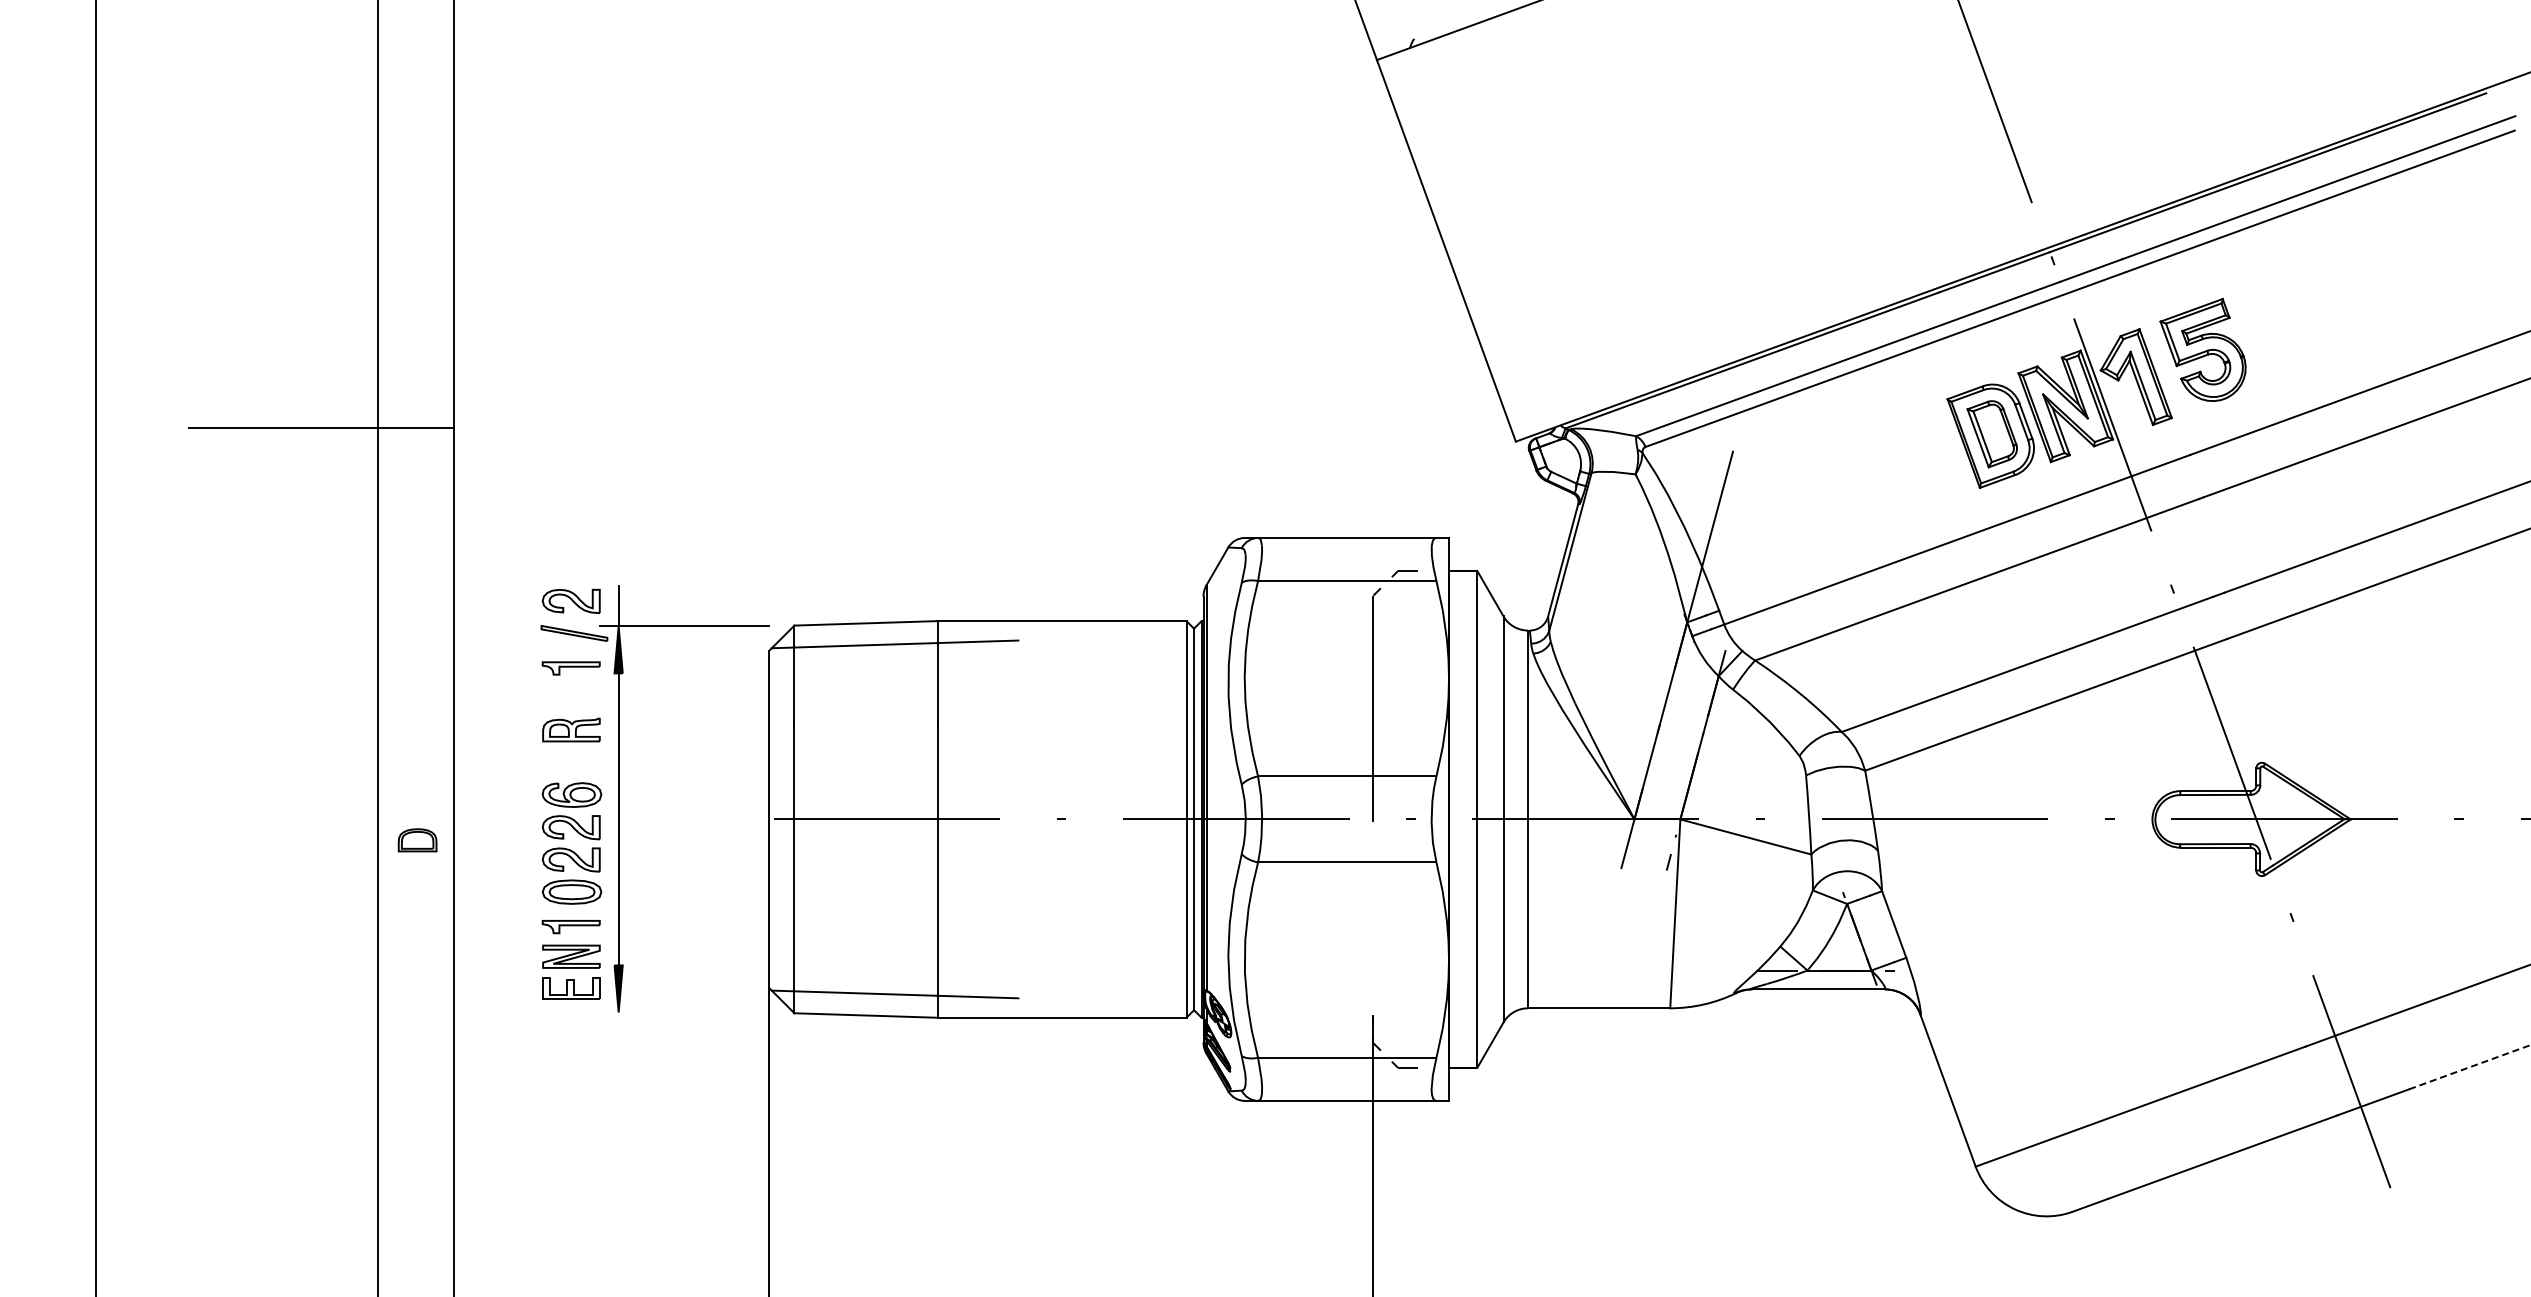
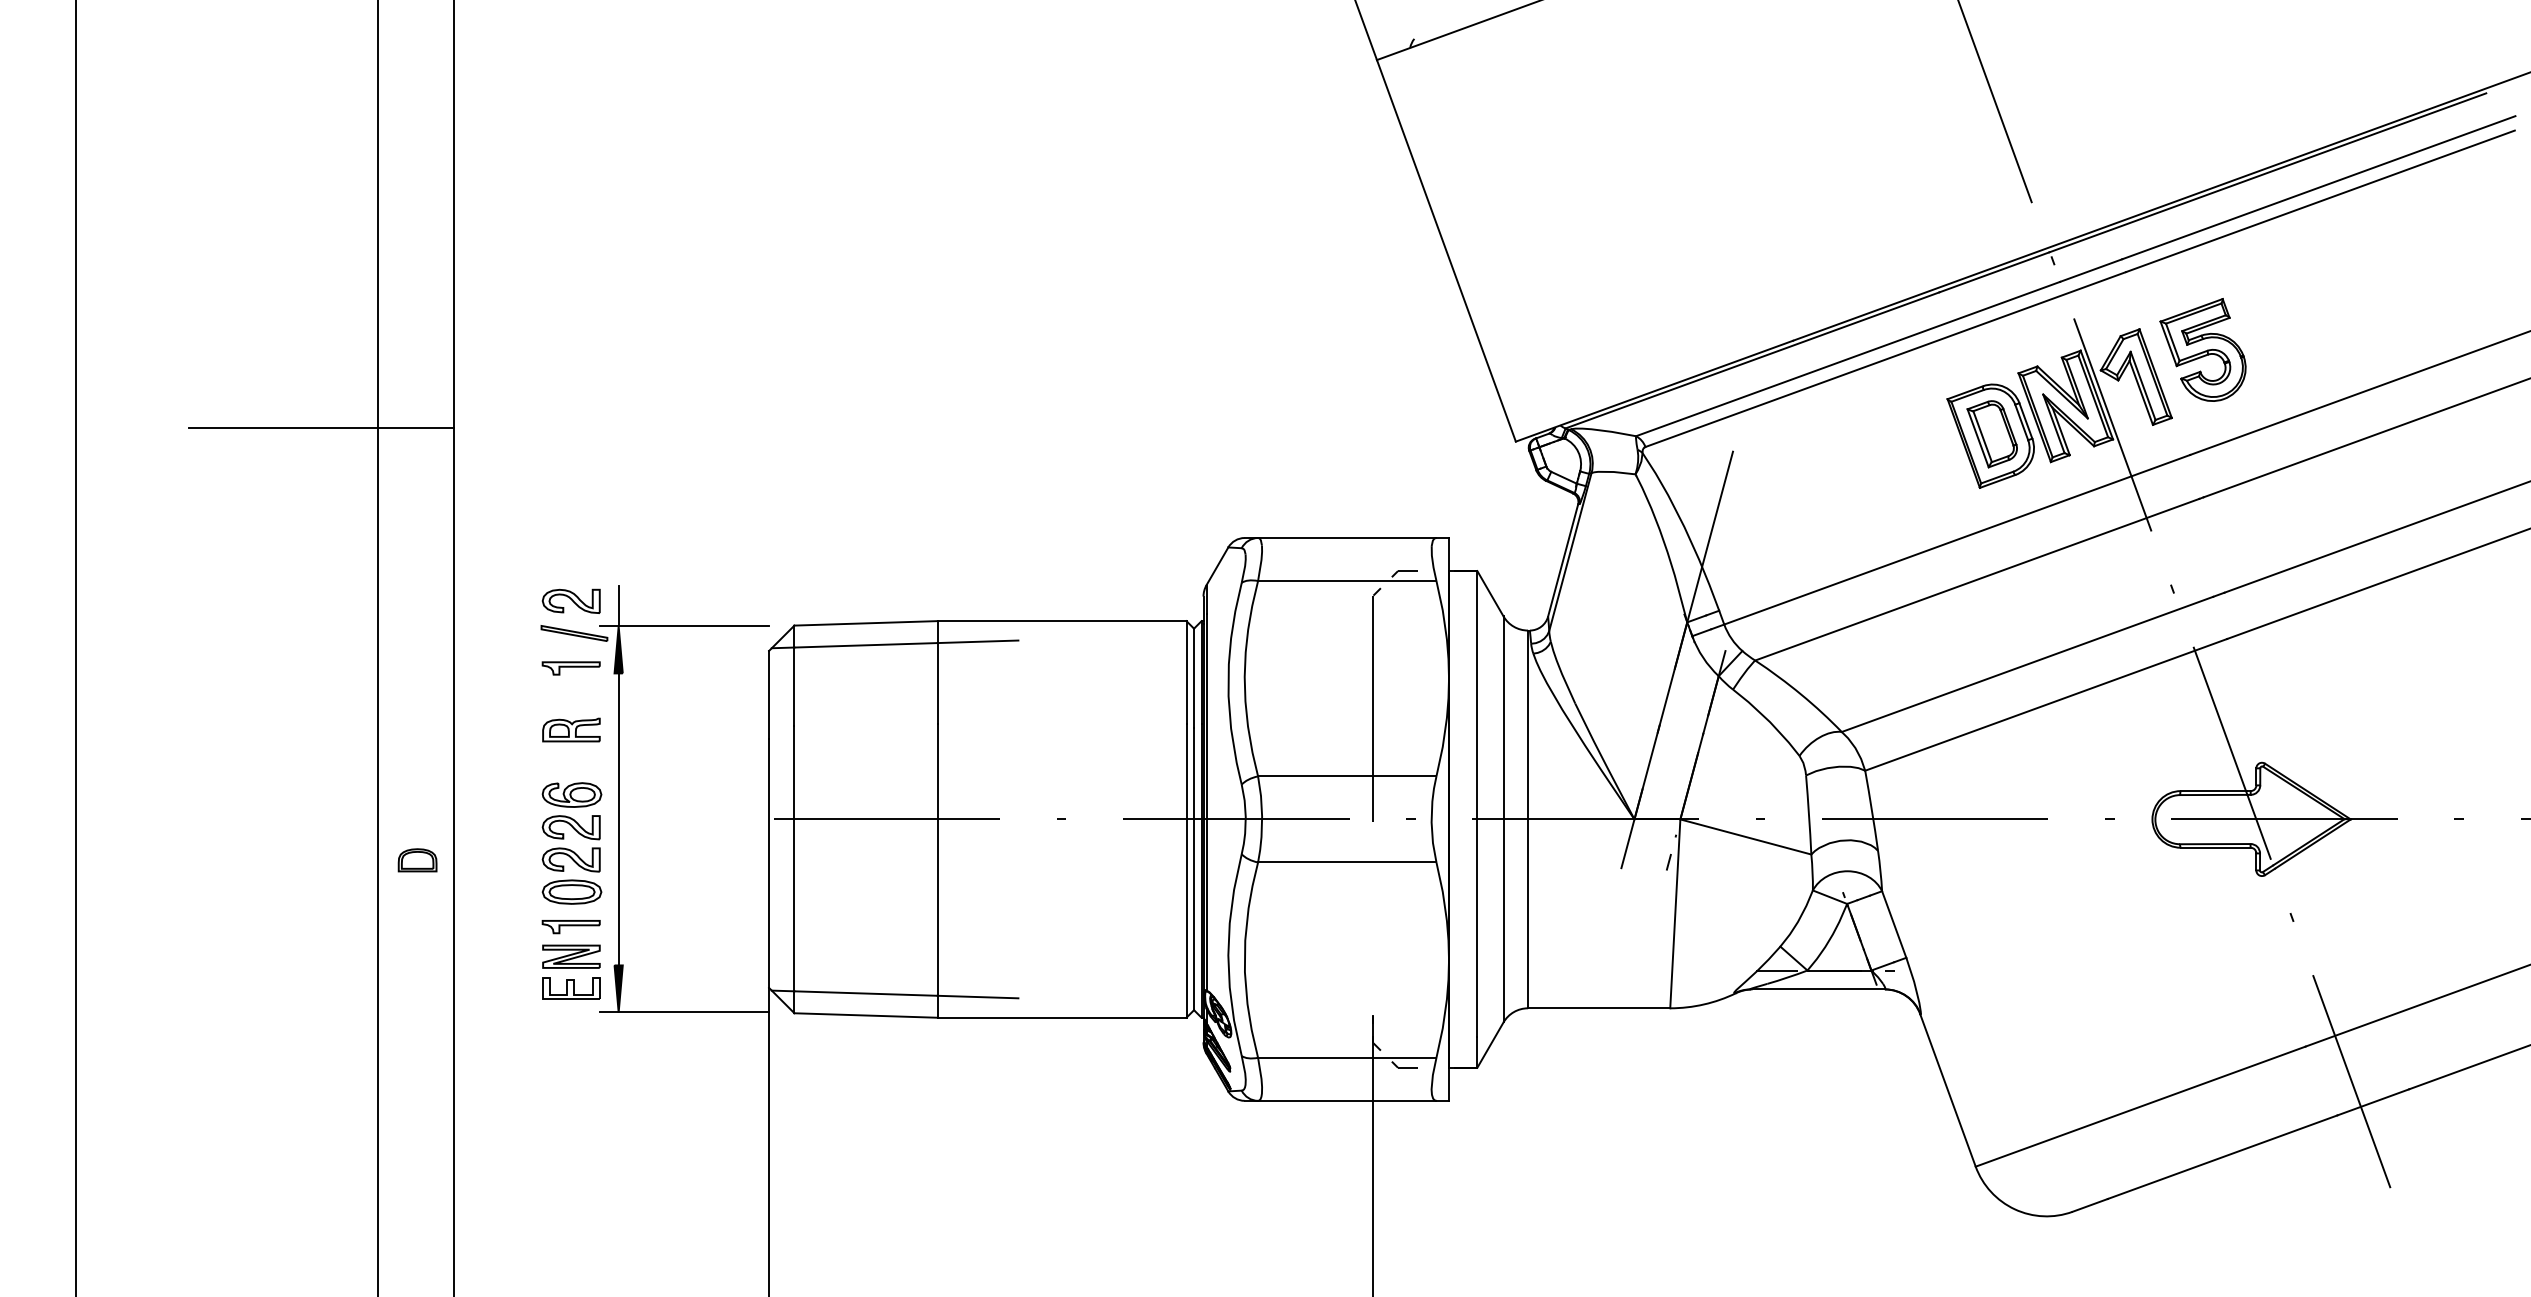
line position: (95, 647) -> (75, 647) (75, 647)
part position: (417, 840) -> (417, 860) (417, 860)
line: none -> present (684, 1012)
line: dashed -> solid (2470, 1067)
